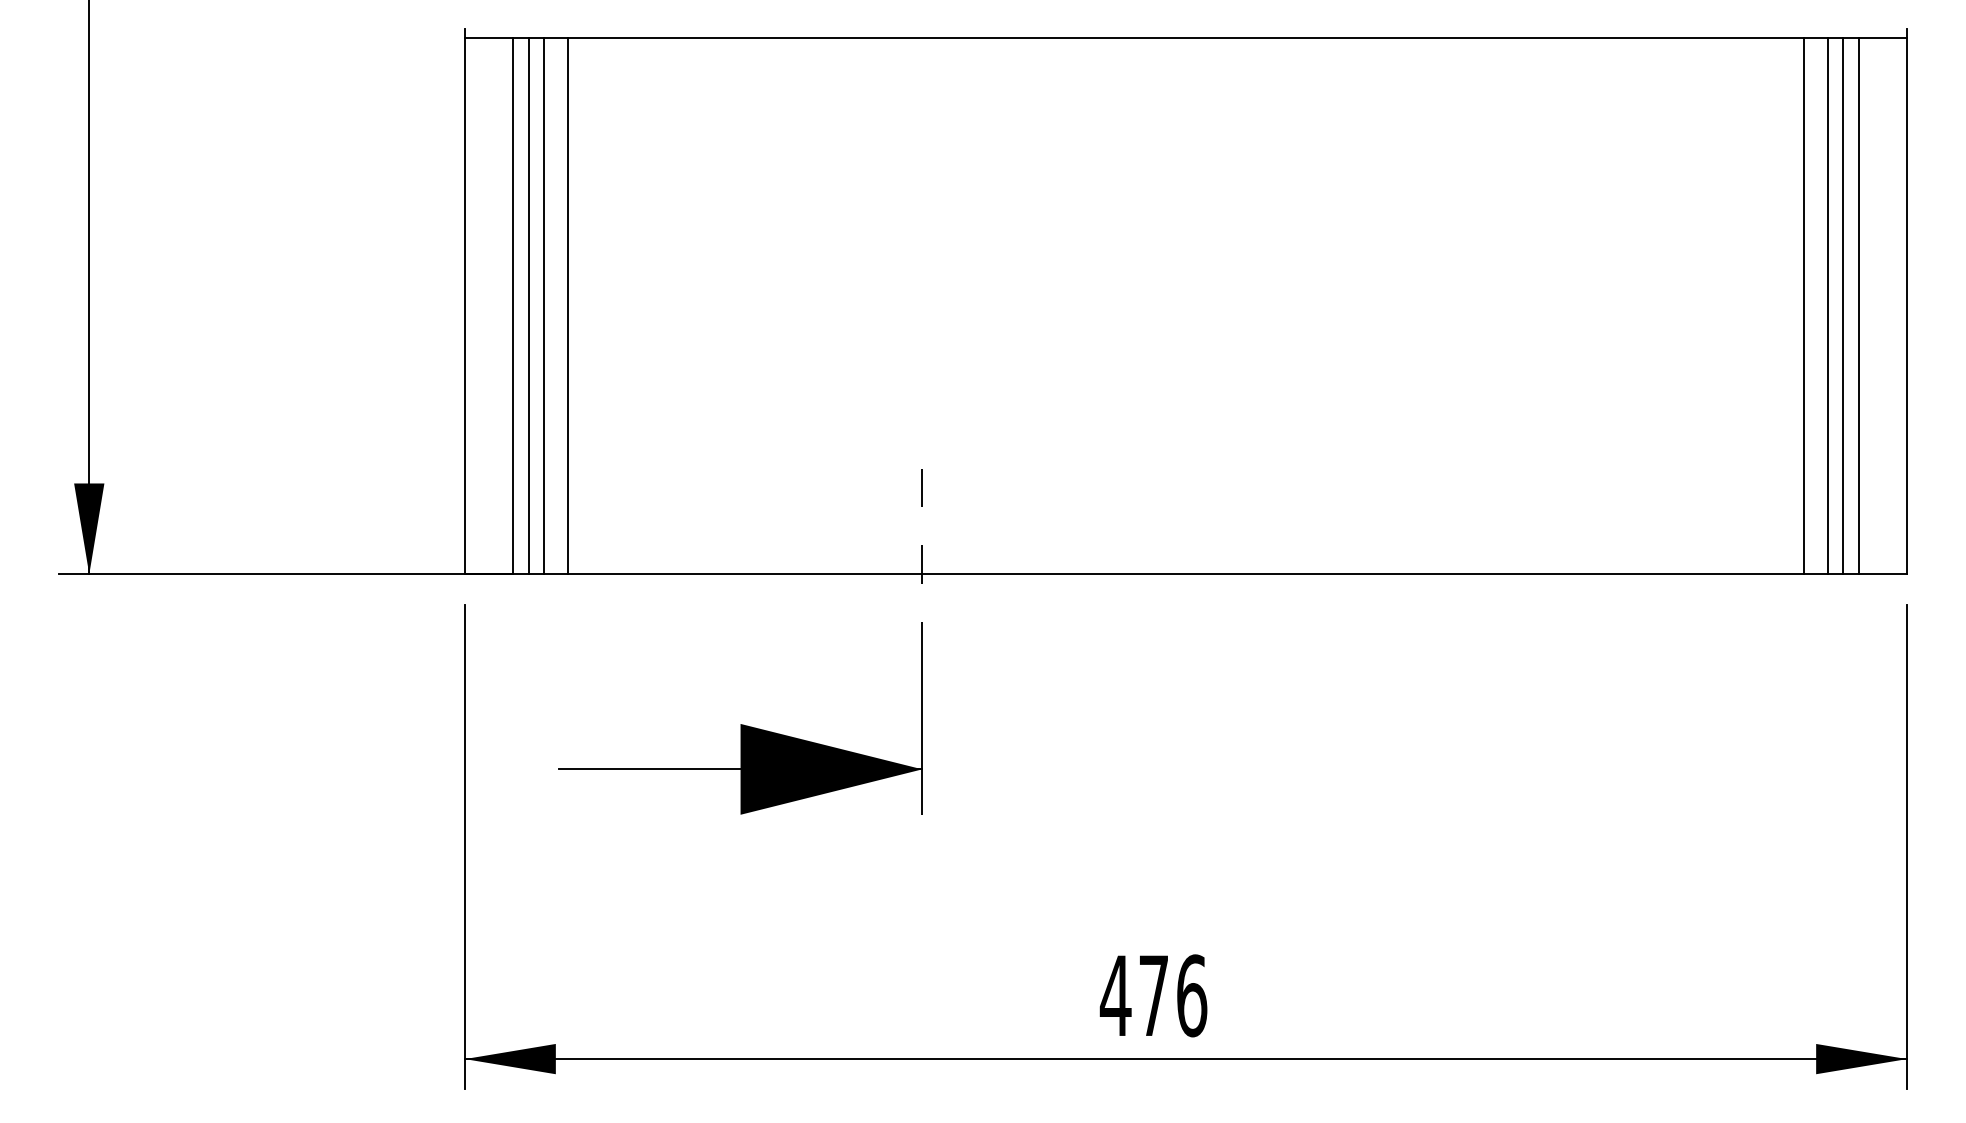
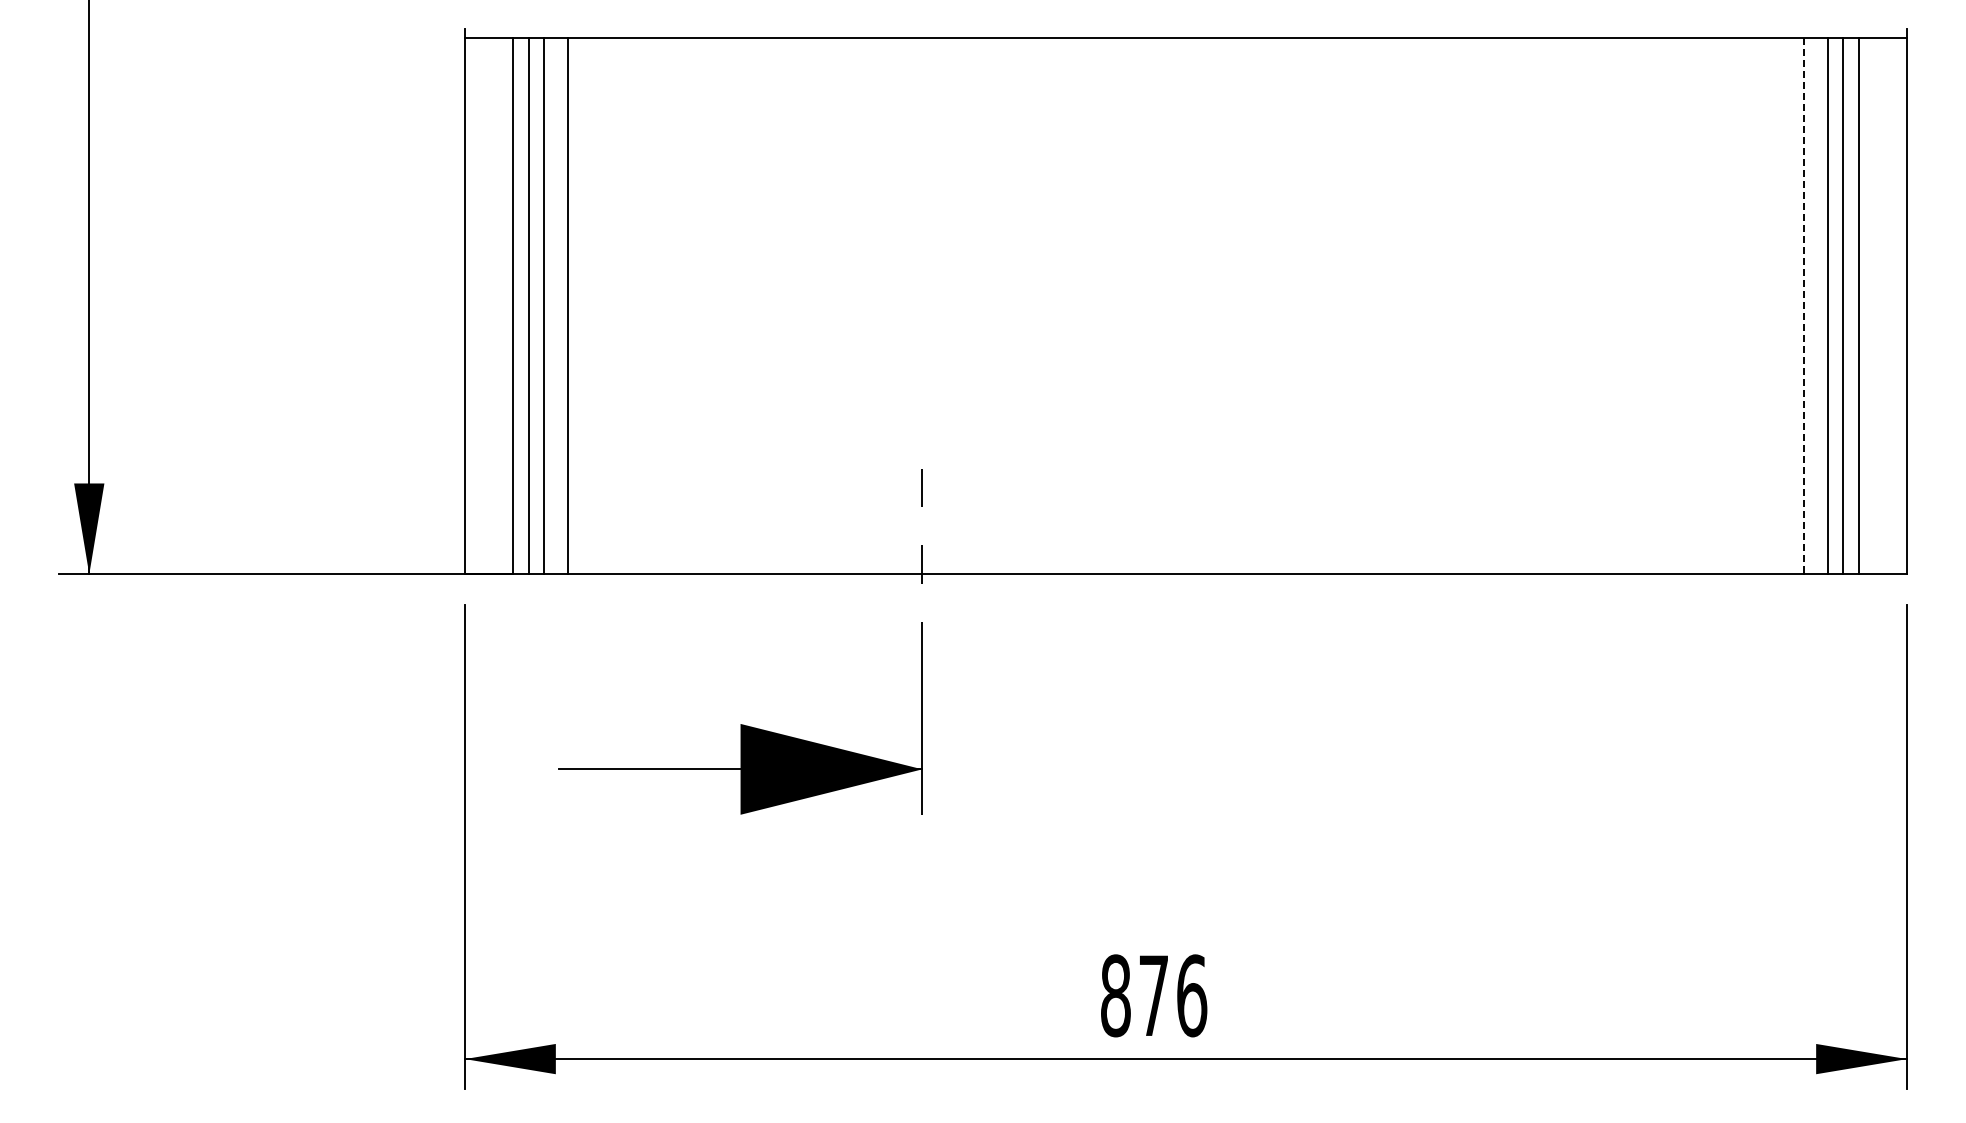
line: solid -> dashed (1804, 306)
text: 476 -> 876 (1115, 995)
